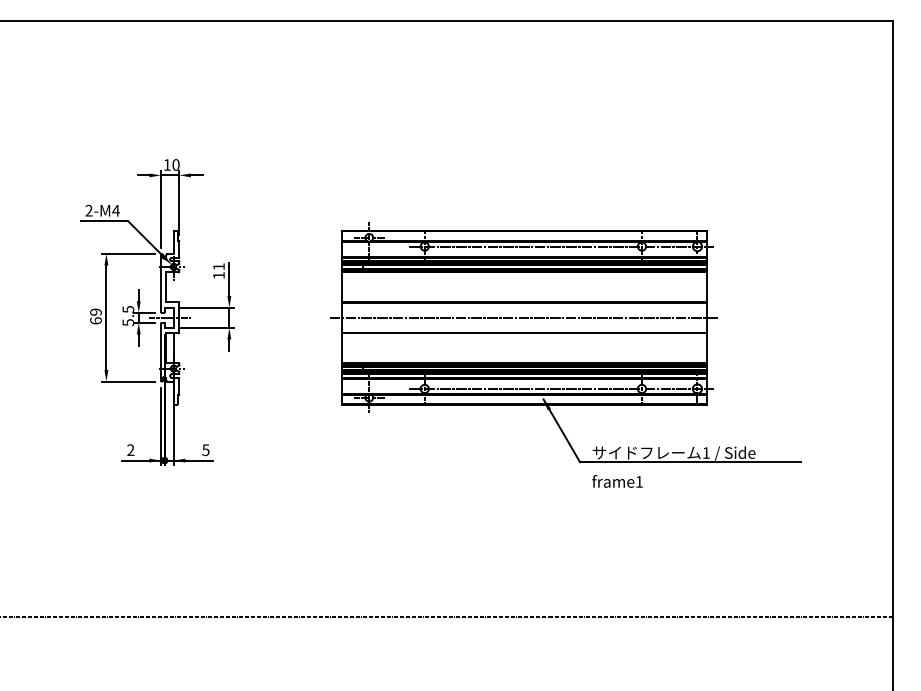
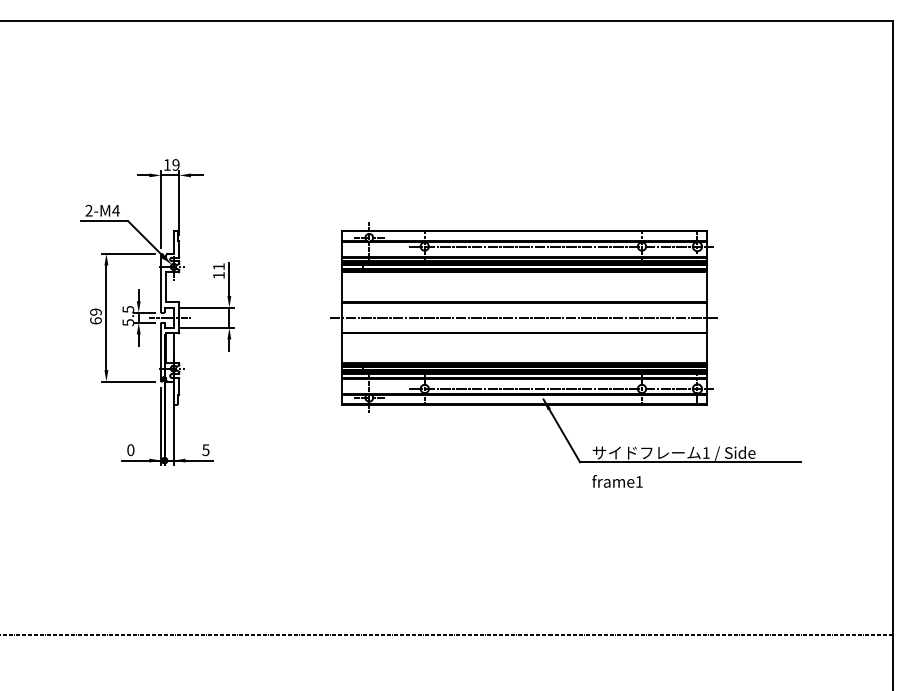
text: 10 -> 19 (175, 164)
text: 2 -> 0 (130, 450)
line position: (447, 616) -> (447, 634) (447, 634)
